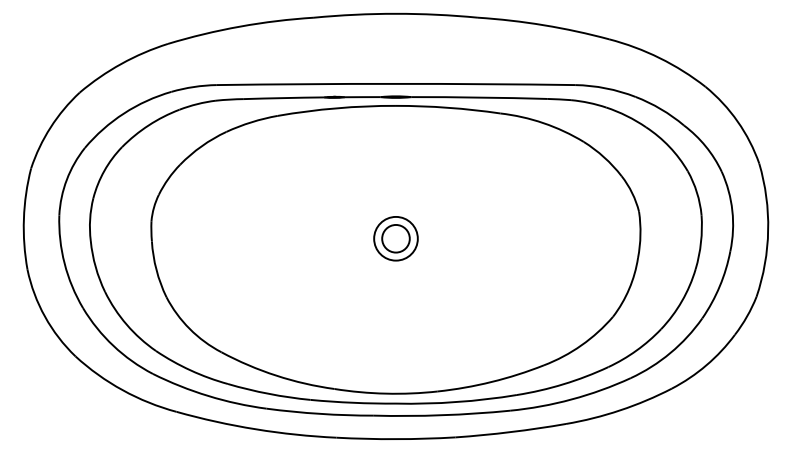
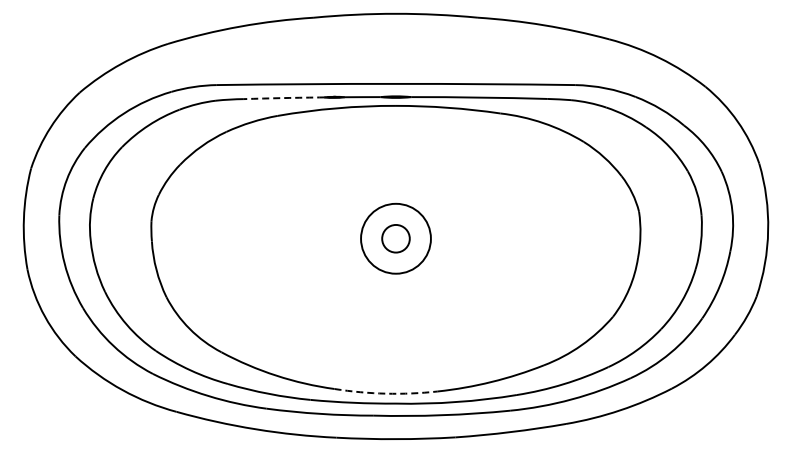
arc: solid -> dashed (284, 98)
circle diameter: 44 px -> 70 px (395, 238)
arc: solid -> dashed (386, 393)
